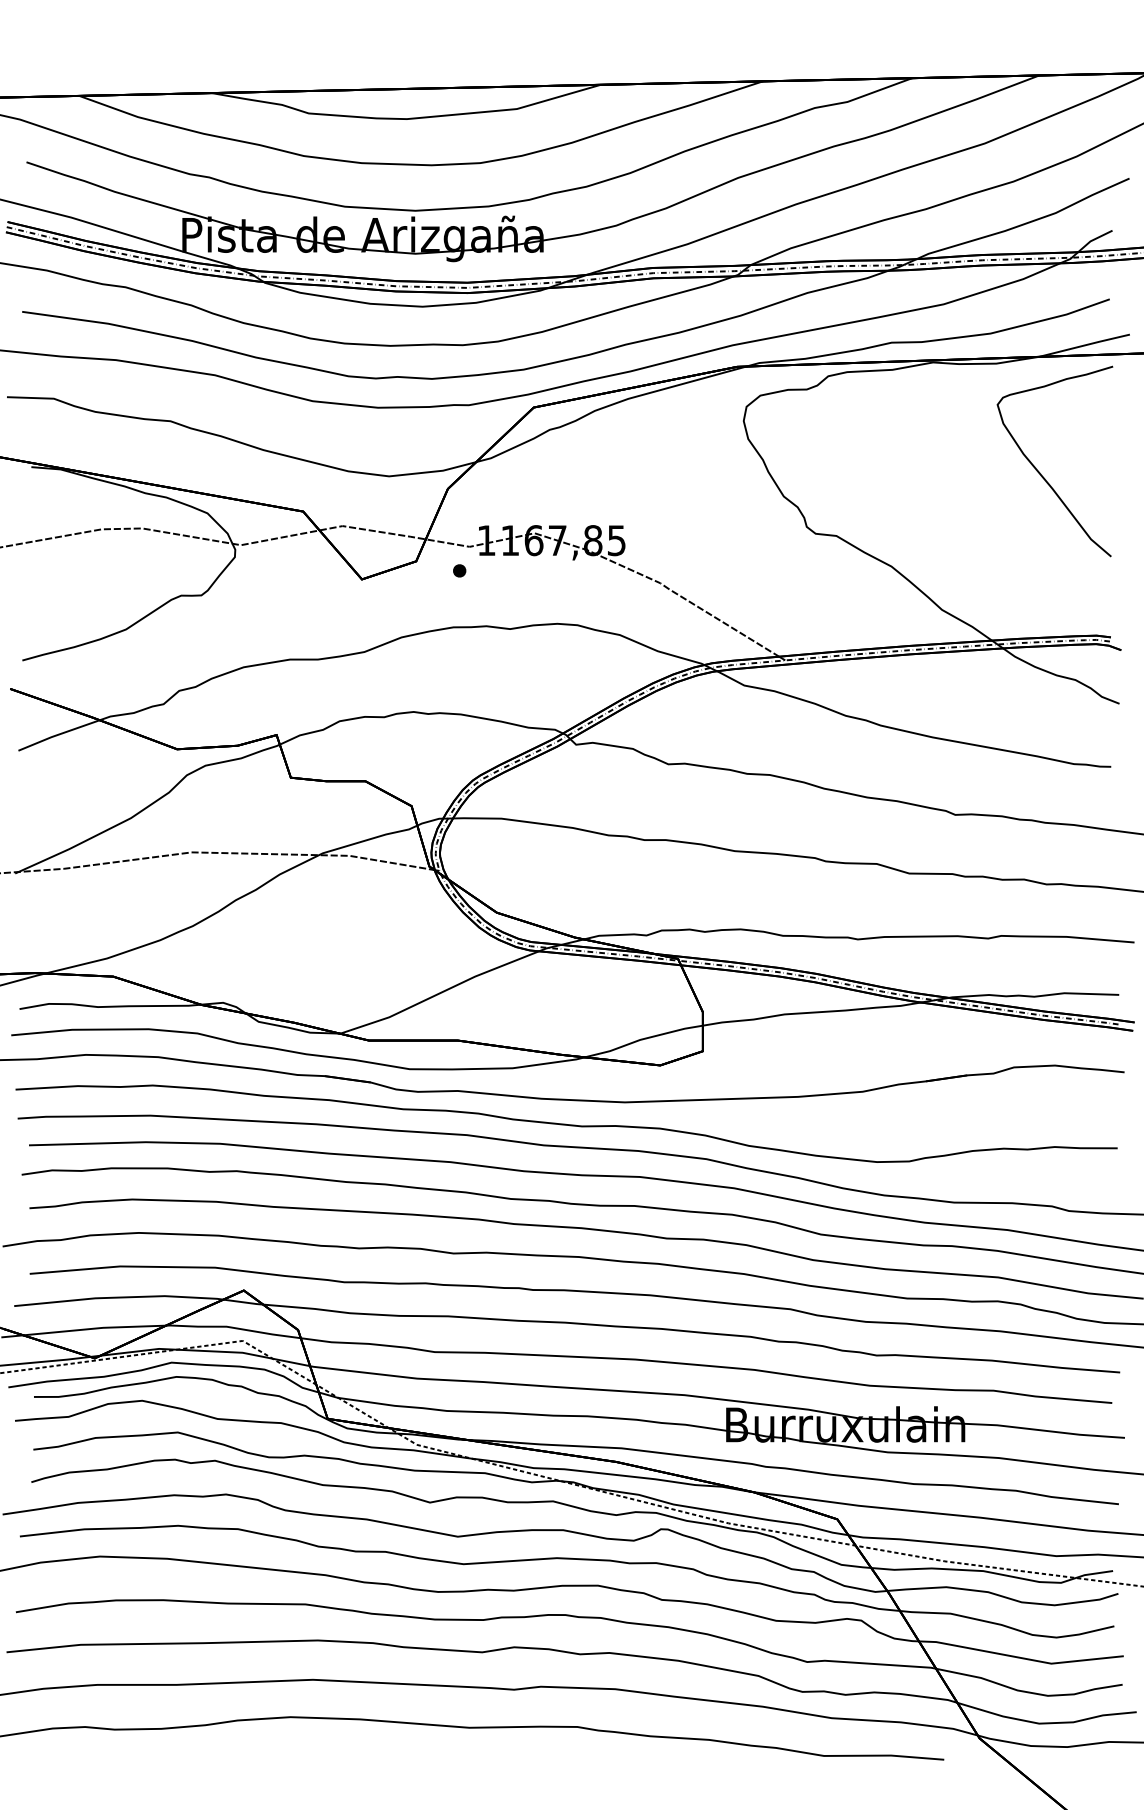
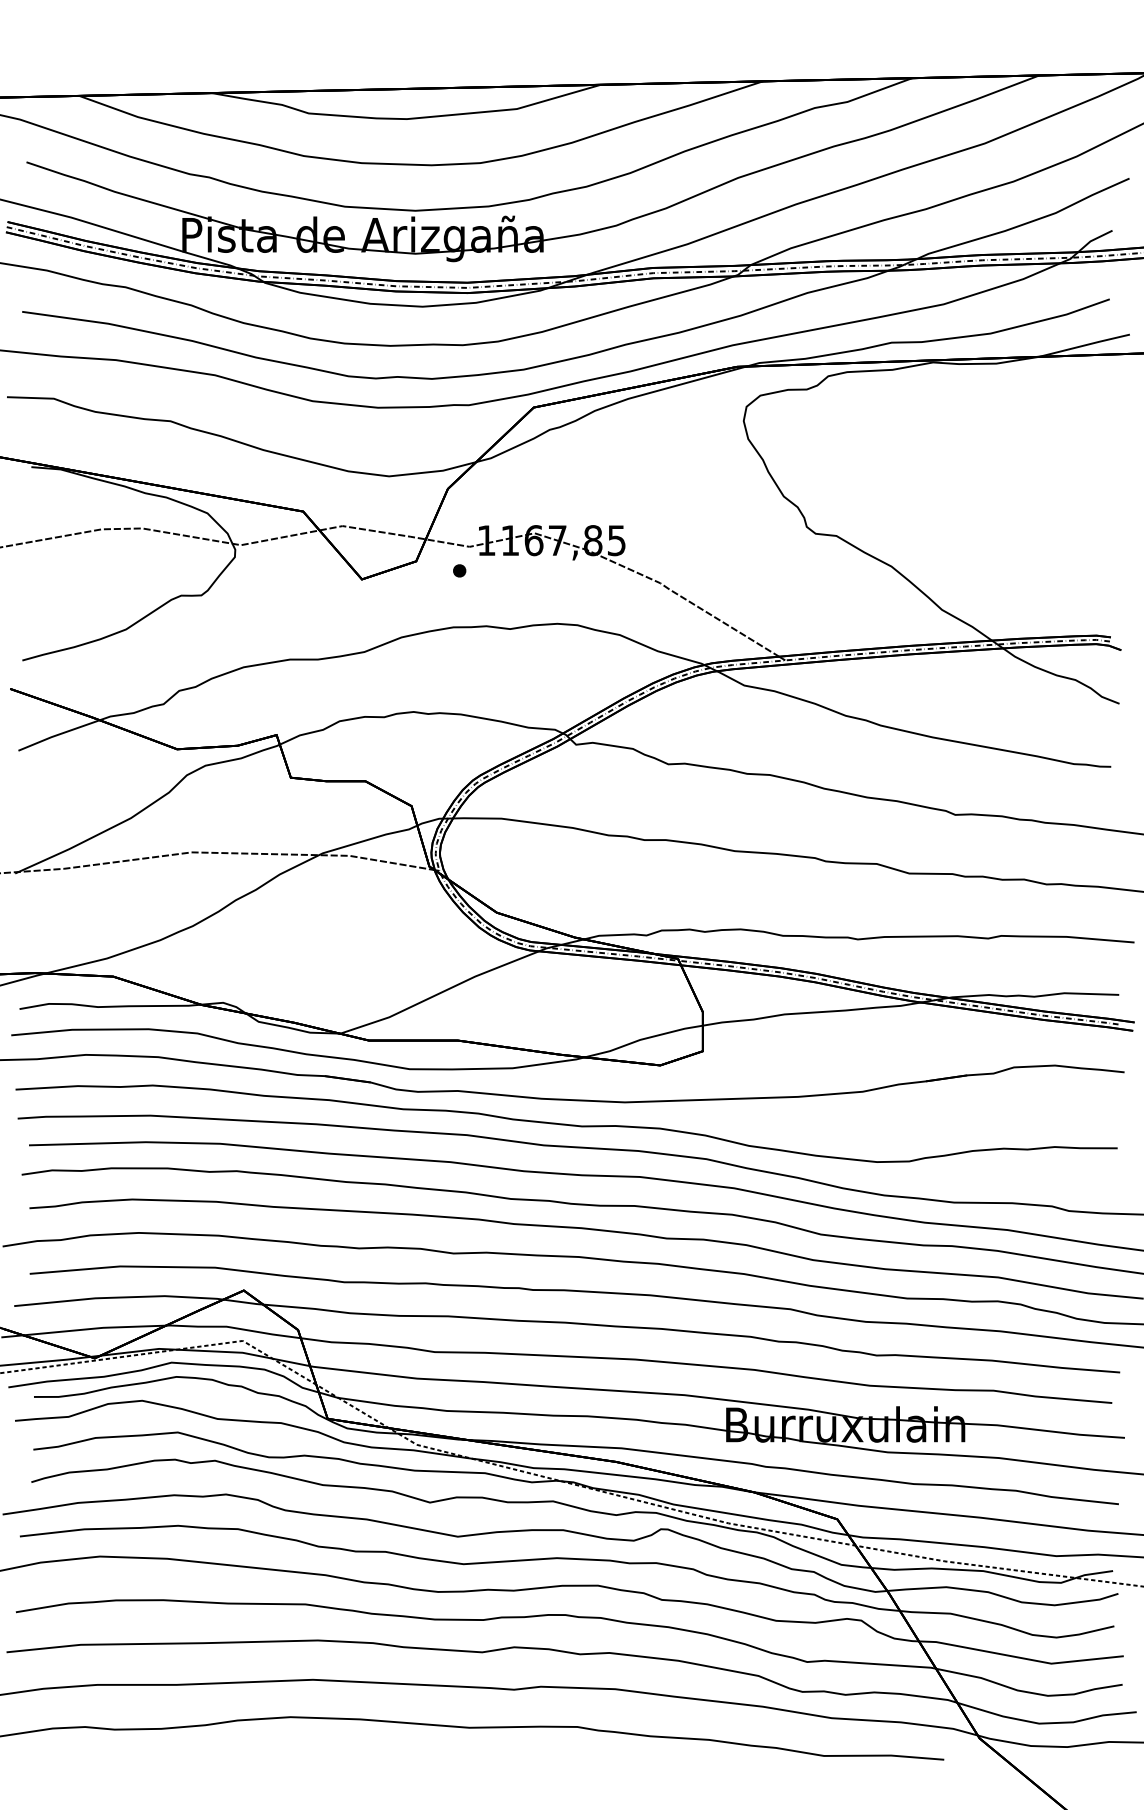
curve: present -> none (1040, 472)
